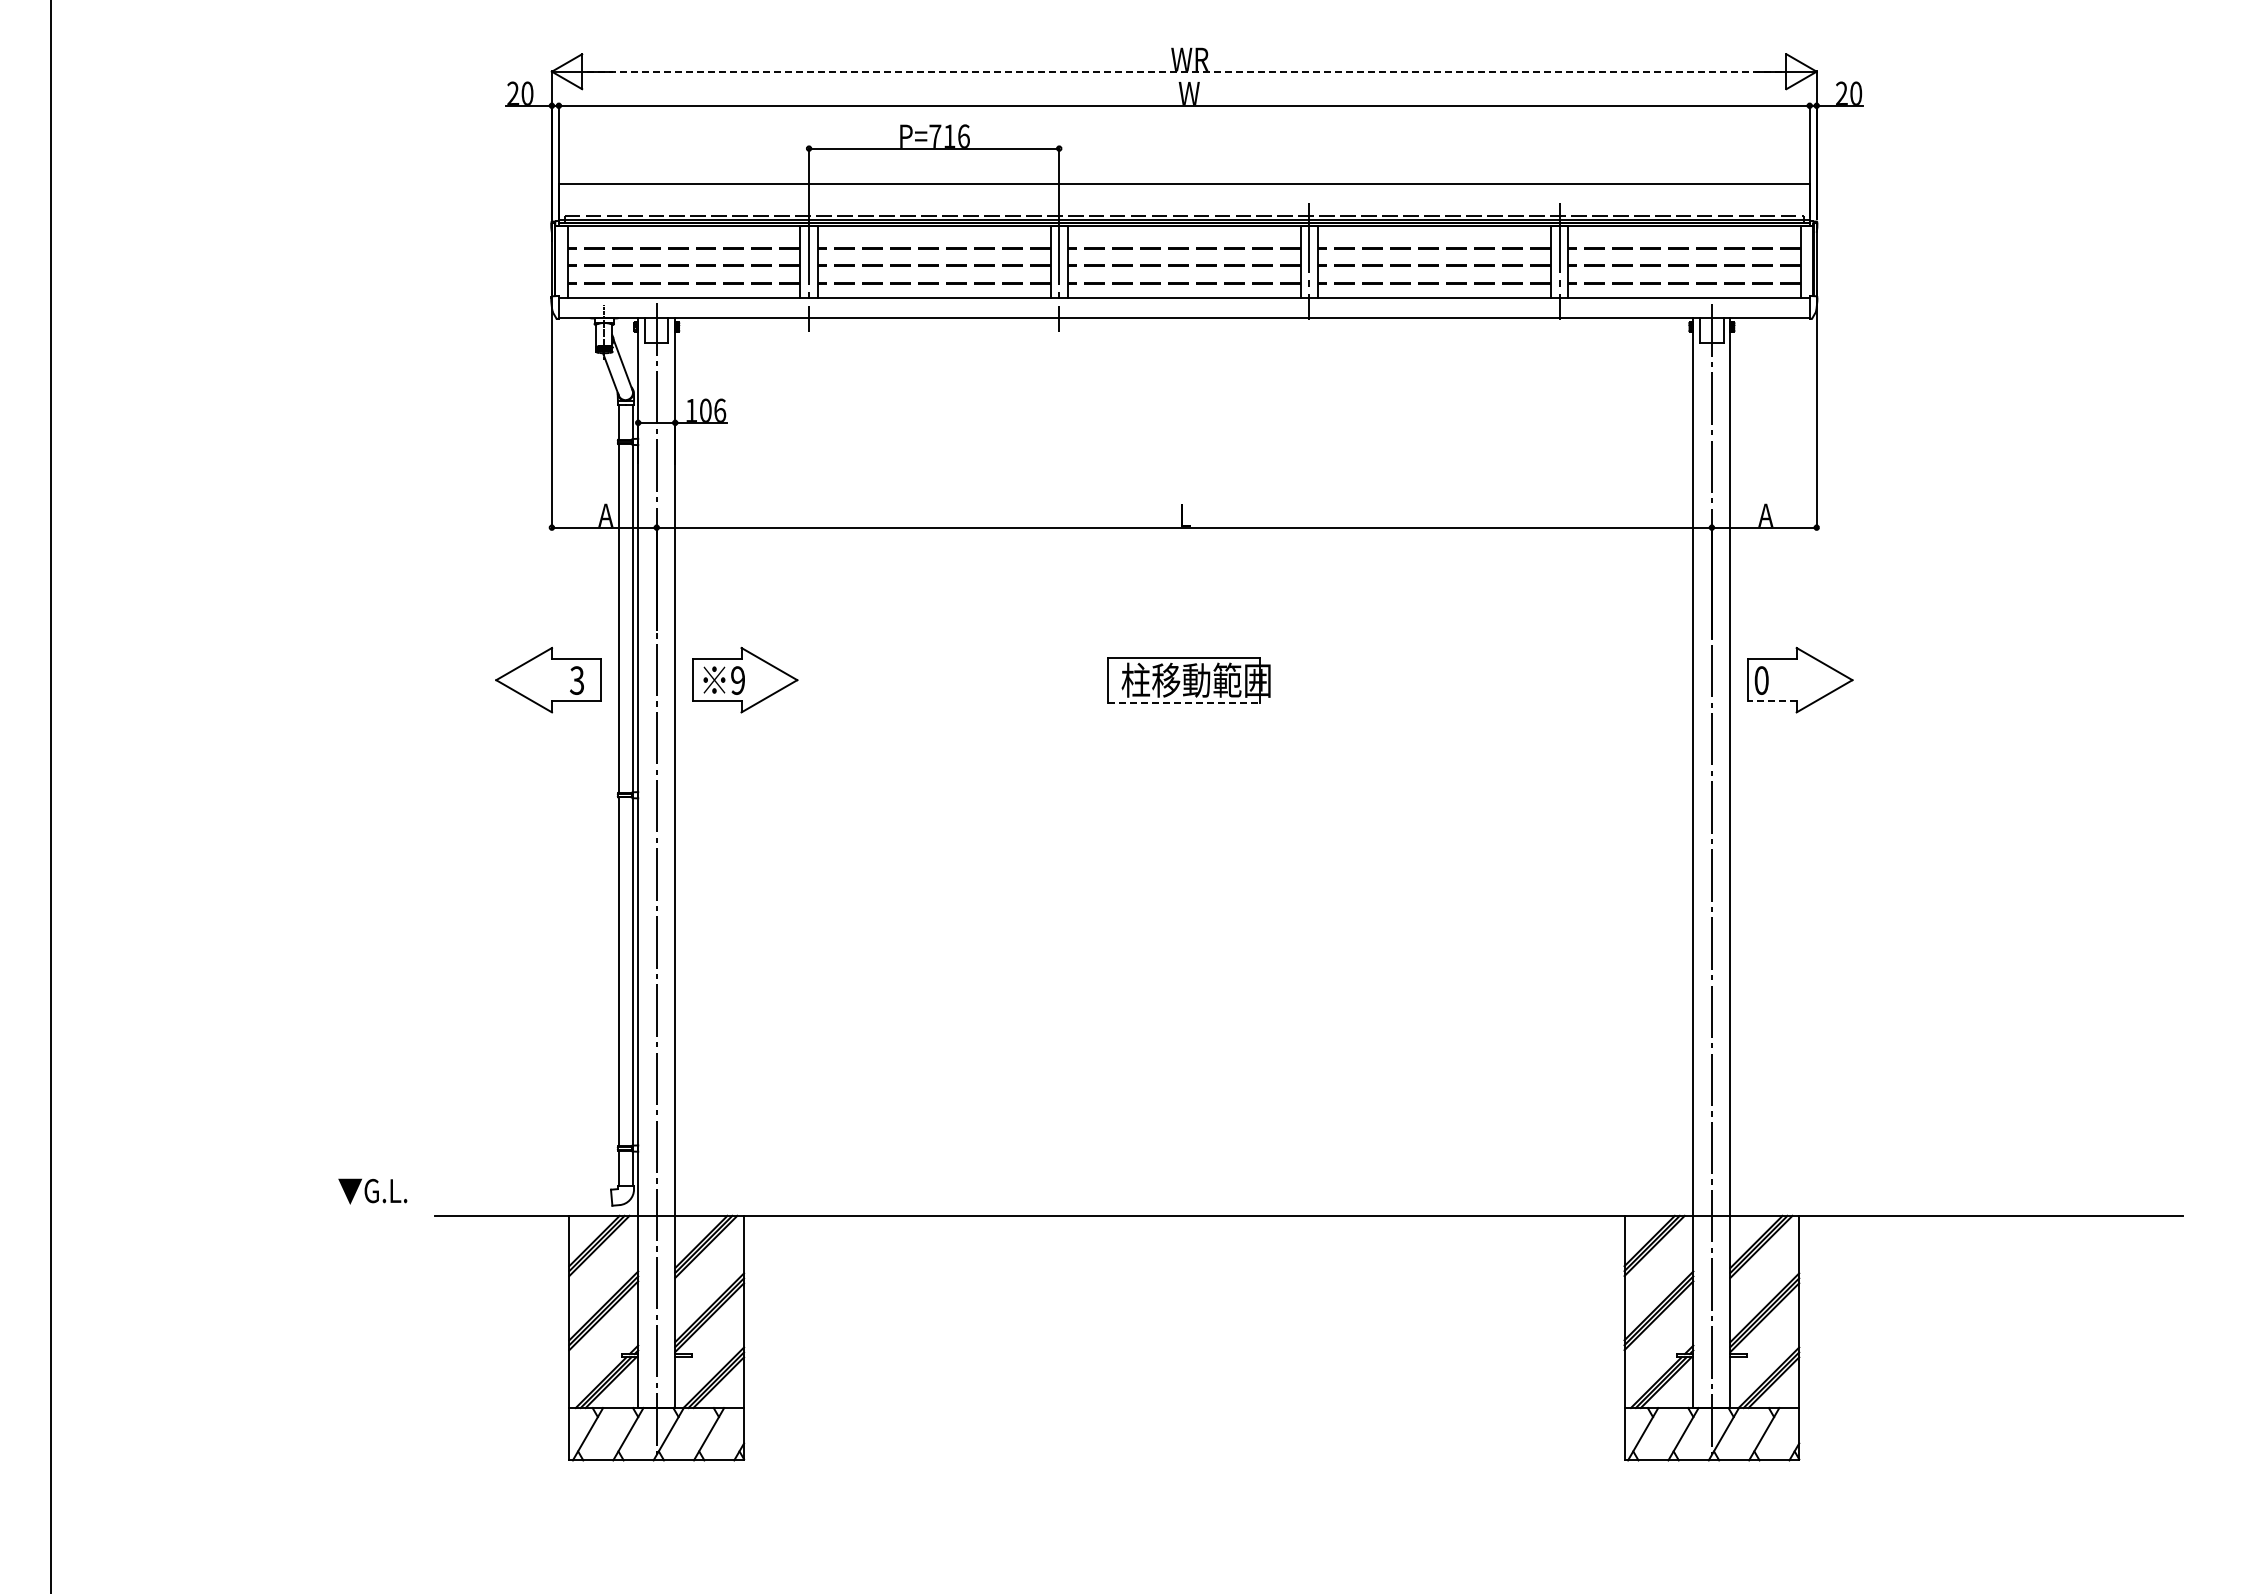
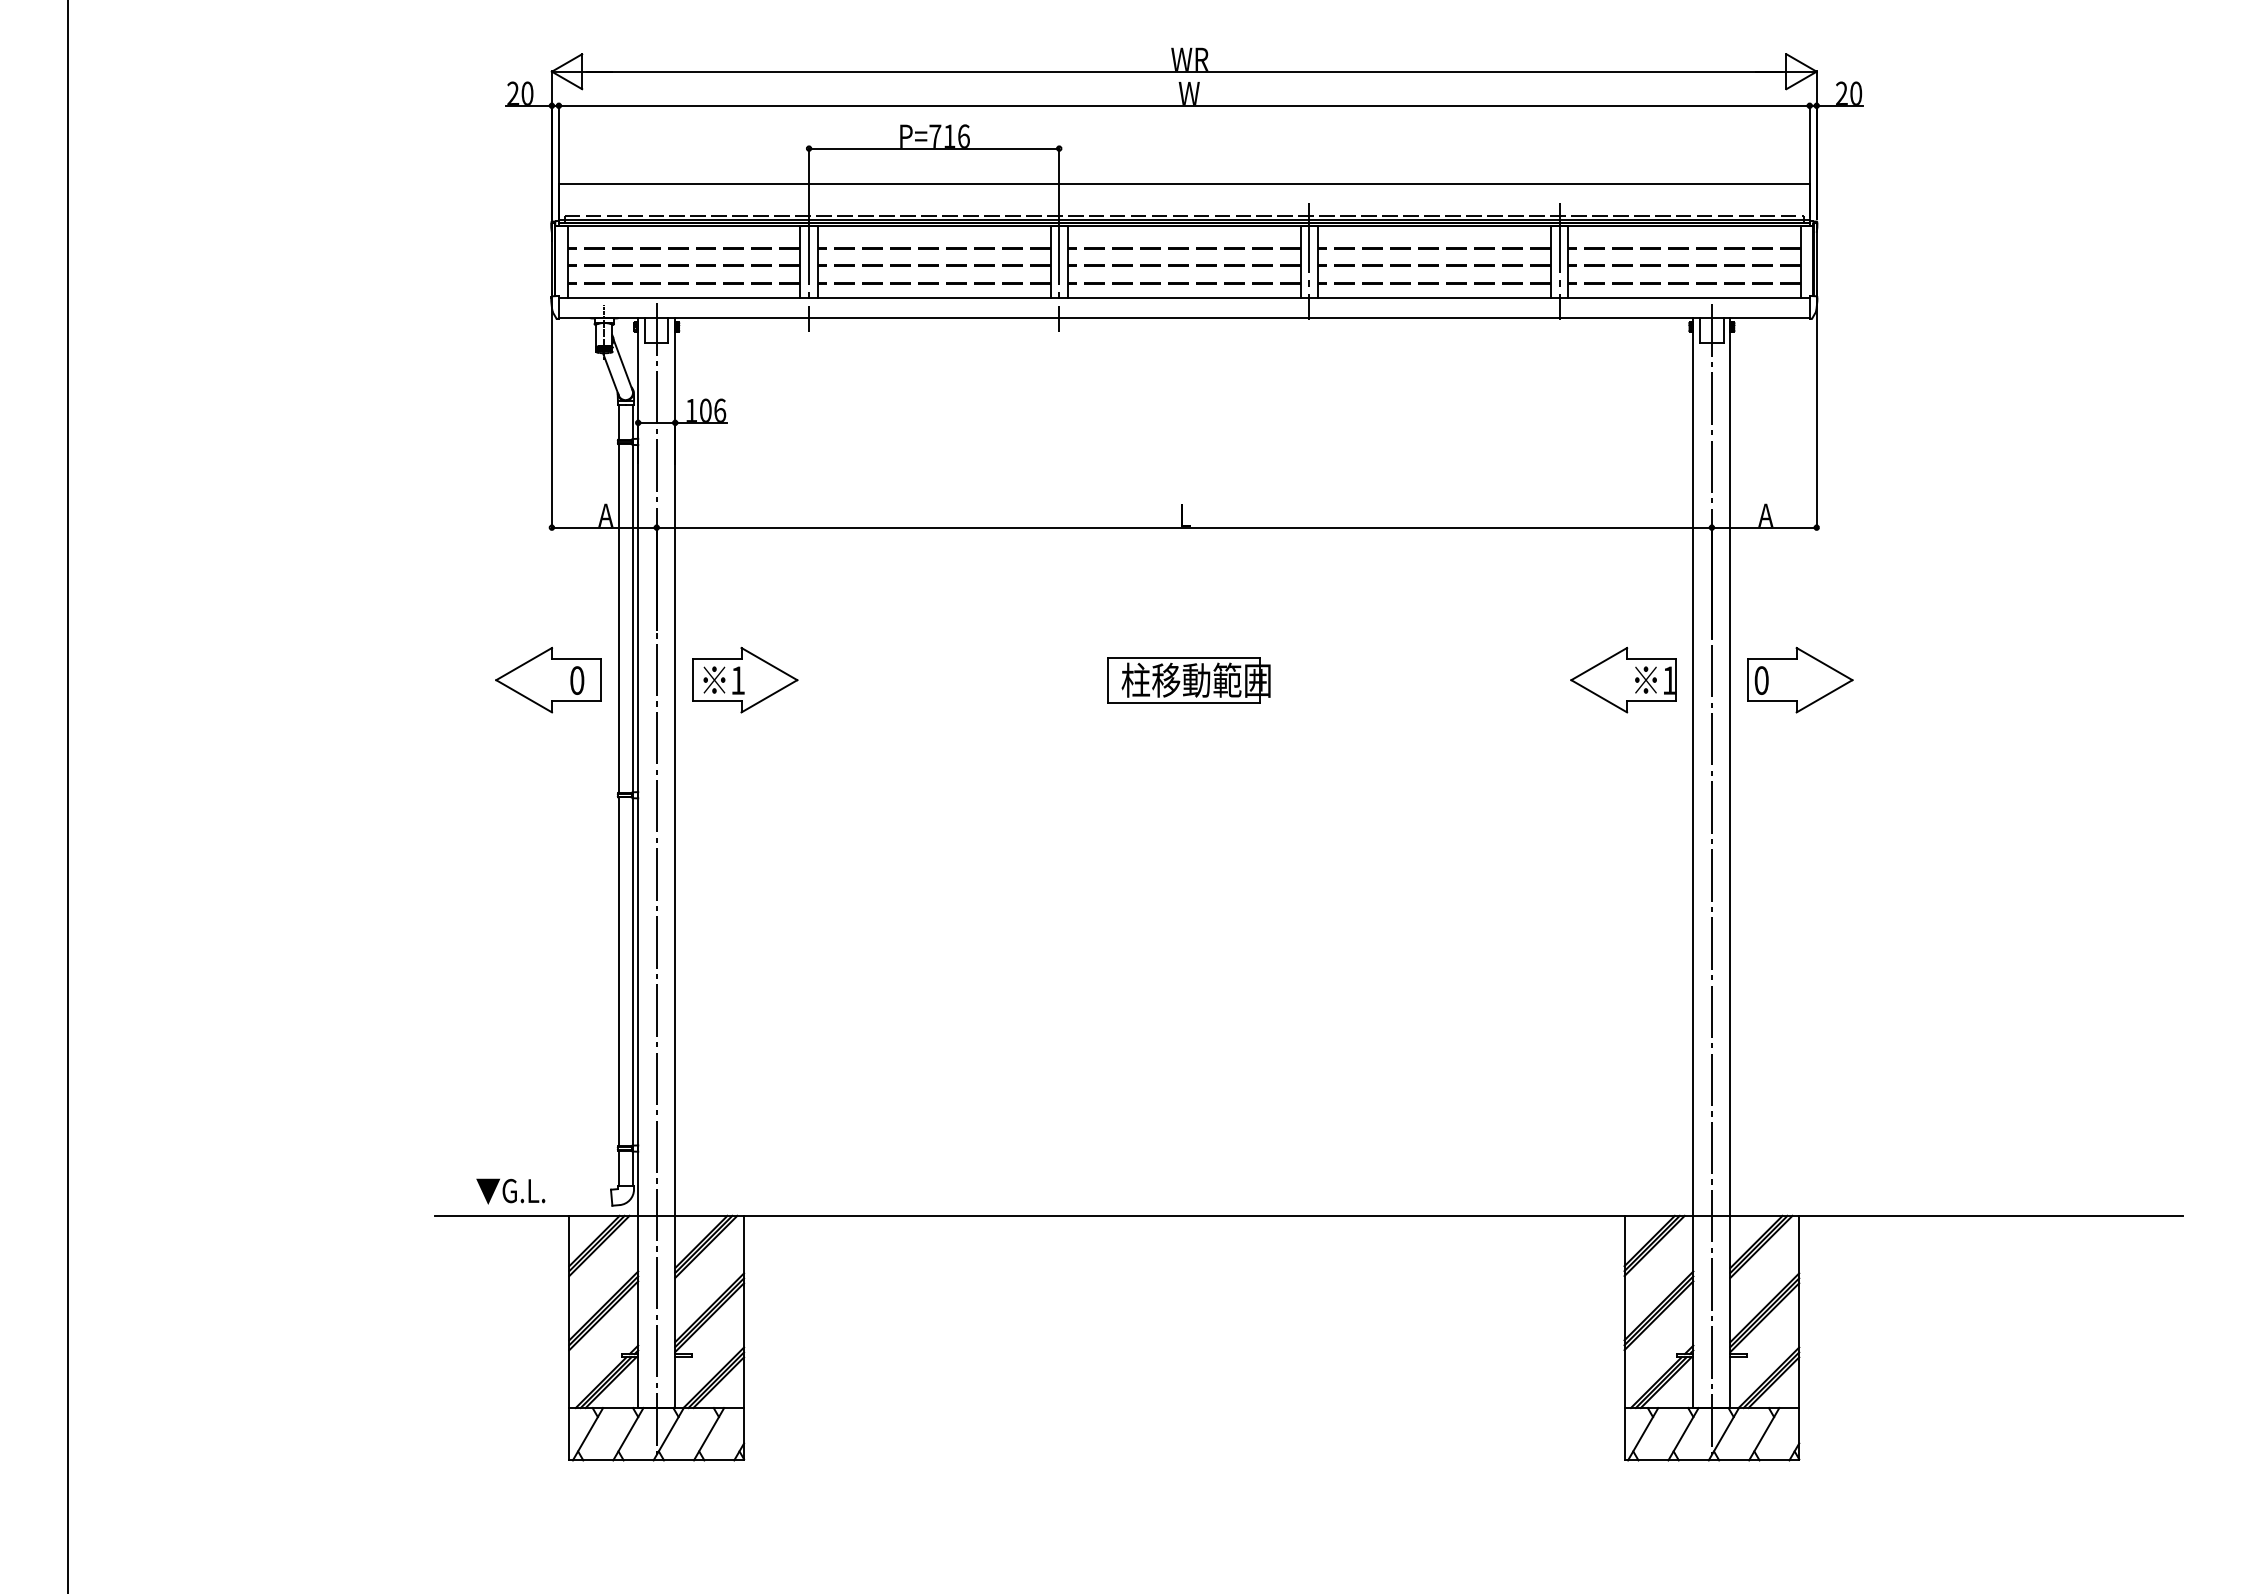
line: dashed -> solid (1184, 71)
text: 3 -> 0 (577, 680)
text: 9 -> 1 (737, 680)
part: none -> present (1623, 680)
line: dashed -> solid (1771, 701)
line: dashed -> solid (1184, 702)
line position: (50, 796) -> (67, 796) (67, 796)
text position: (372, 1191) -> (510, 1191) (510, 1191)
